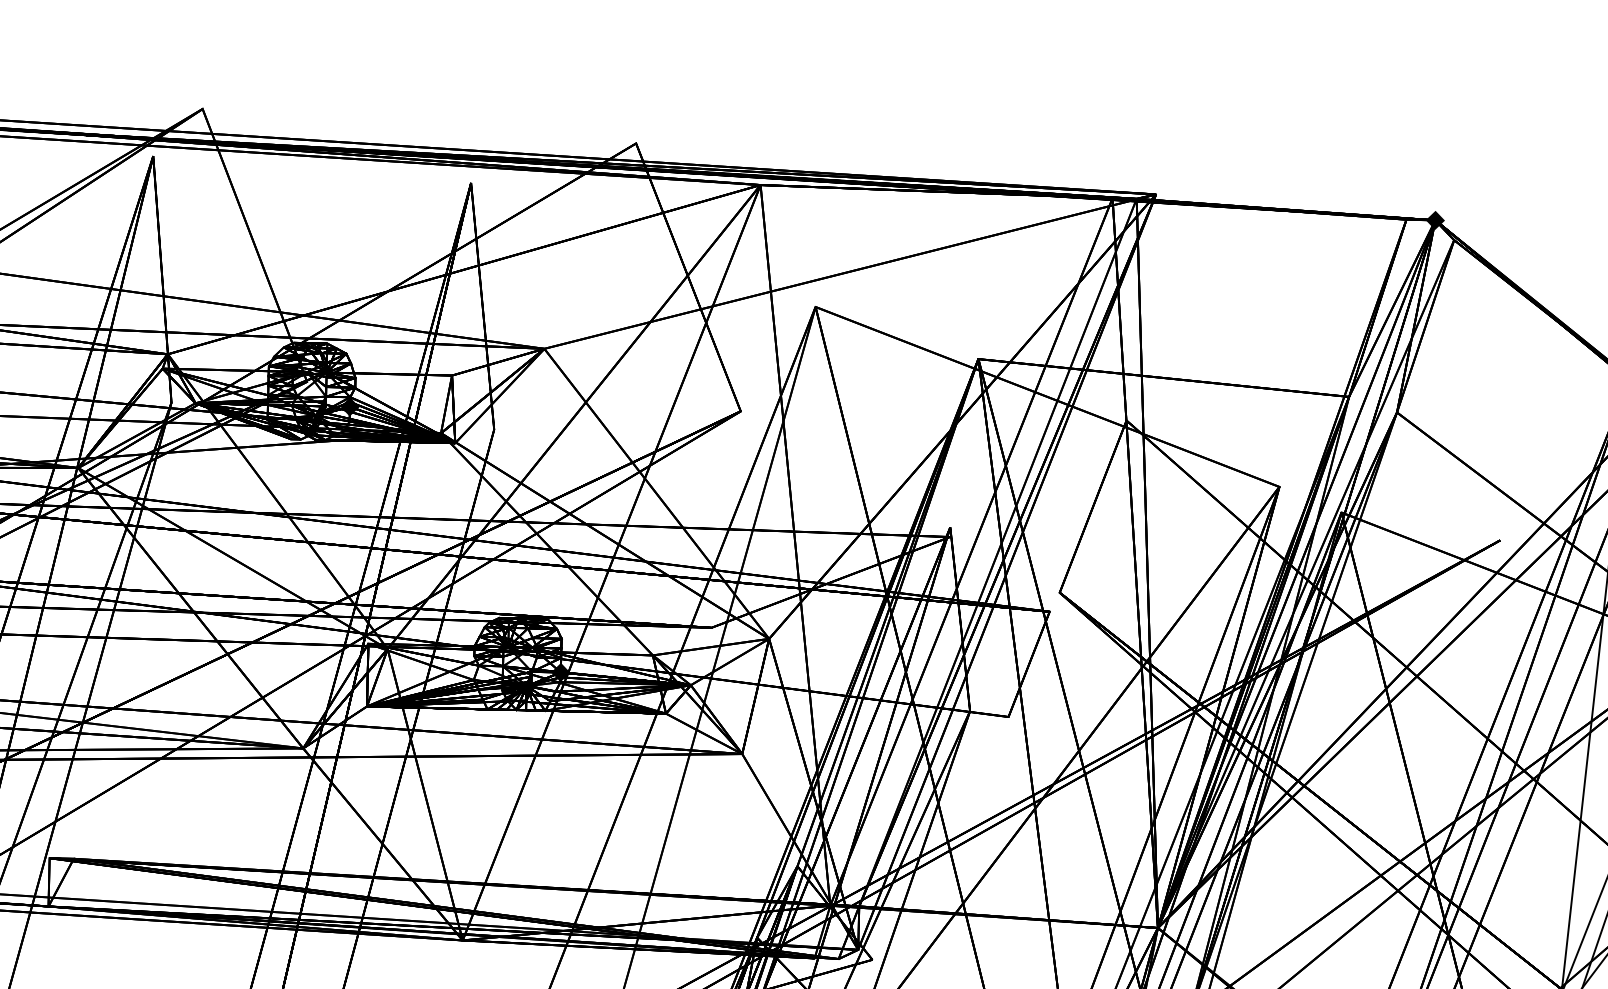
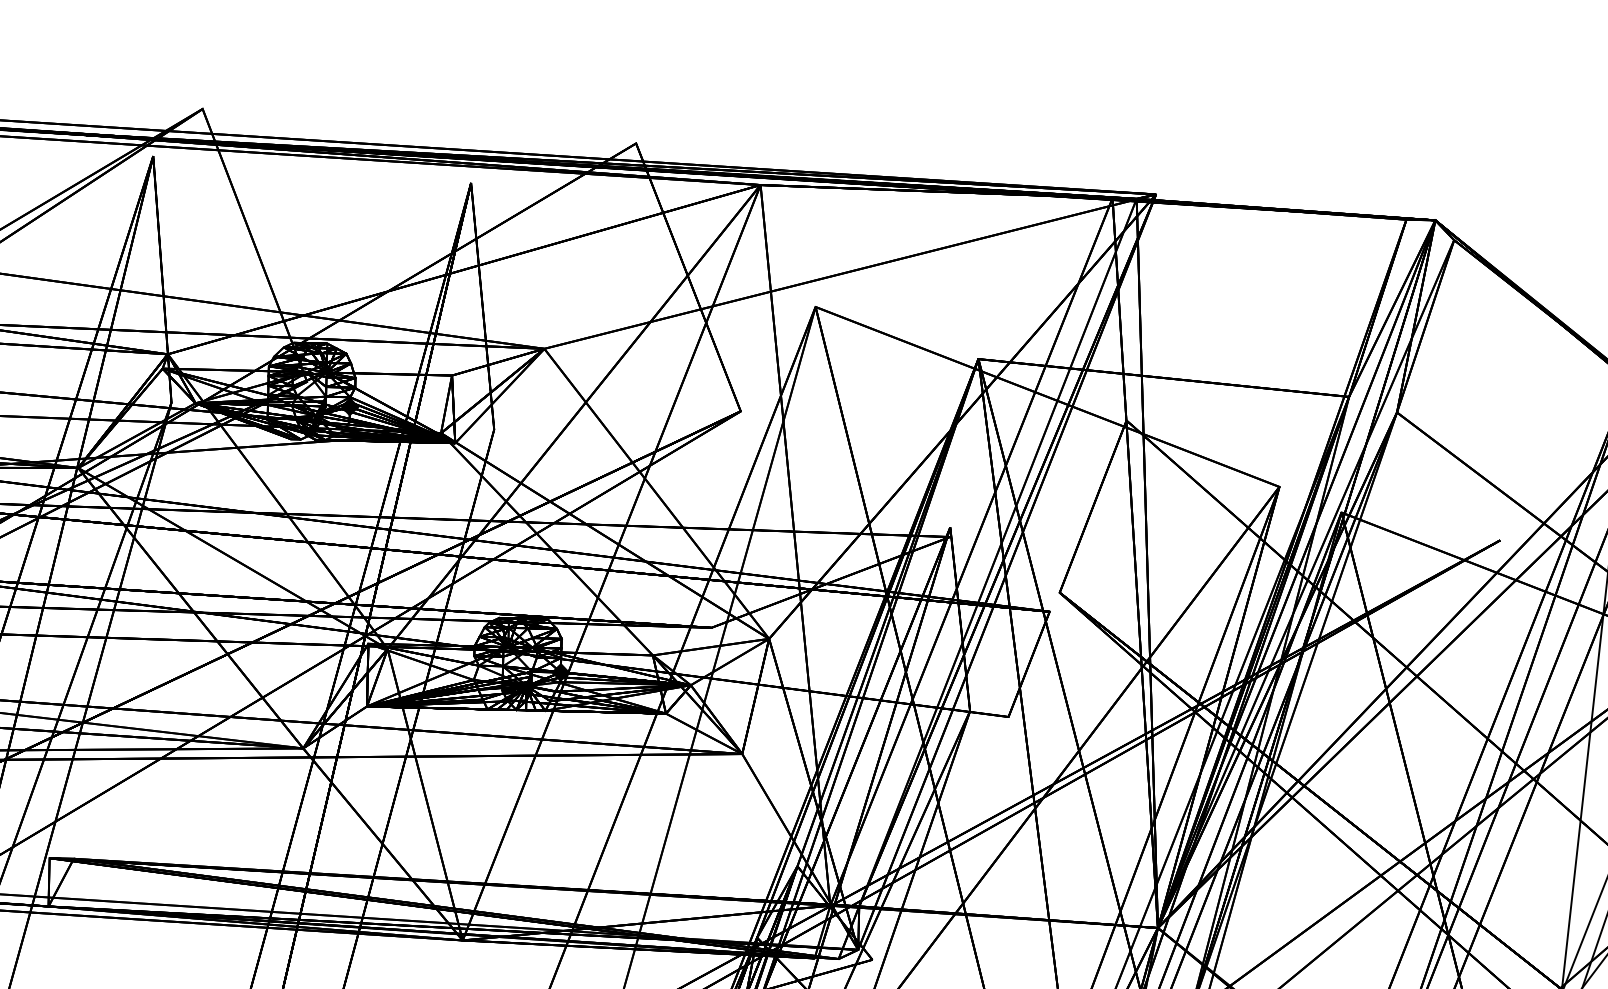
fill: present -> none (1435, 220)
